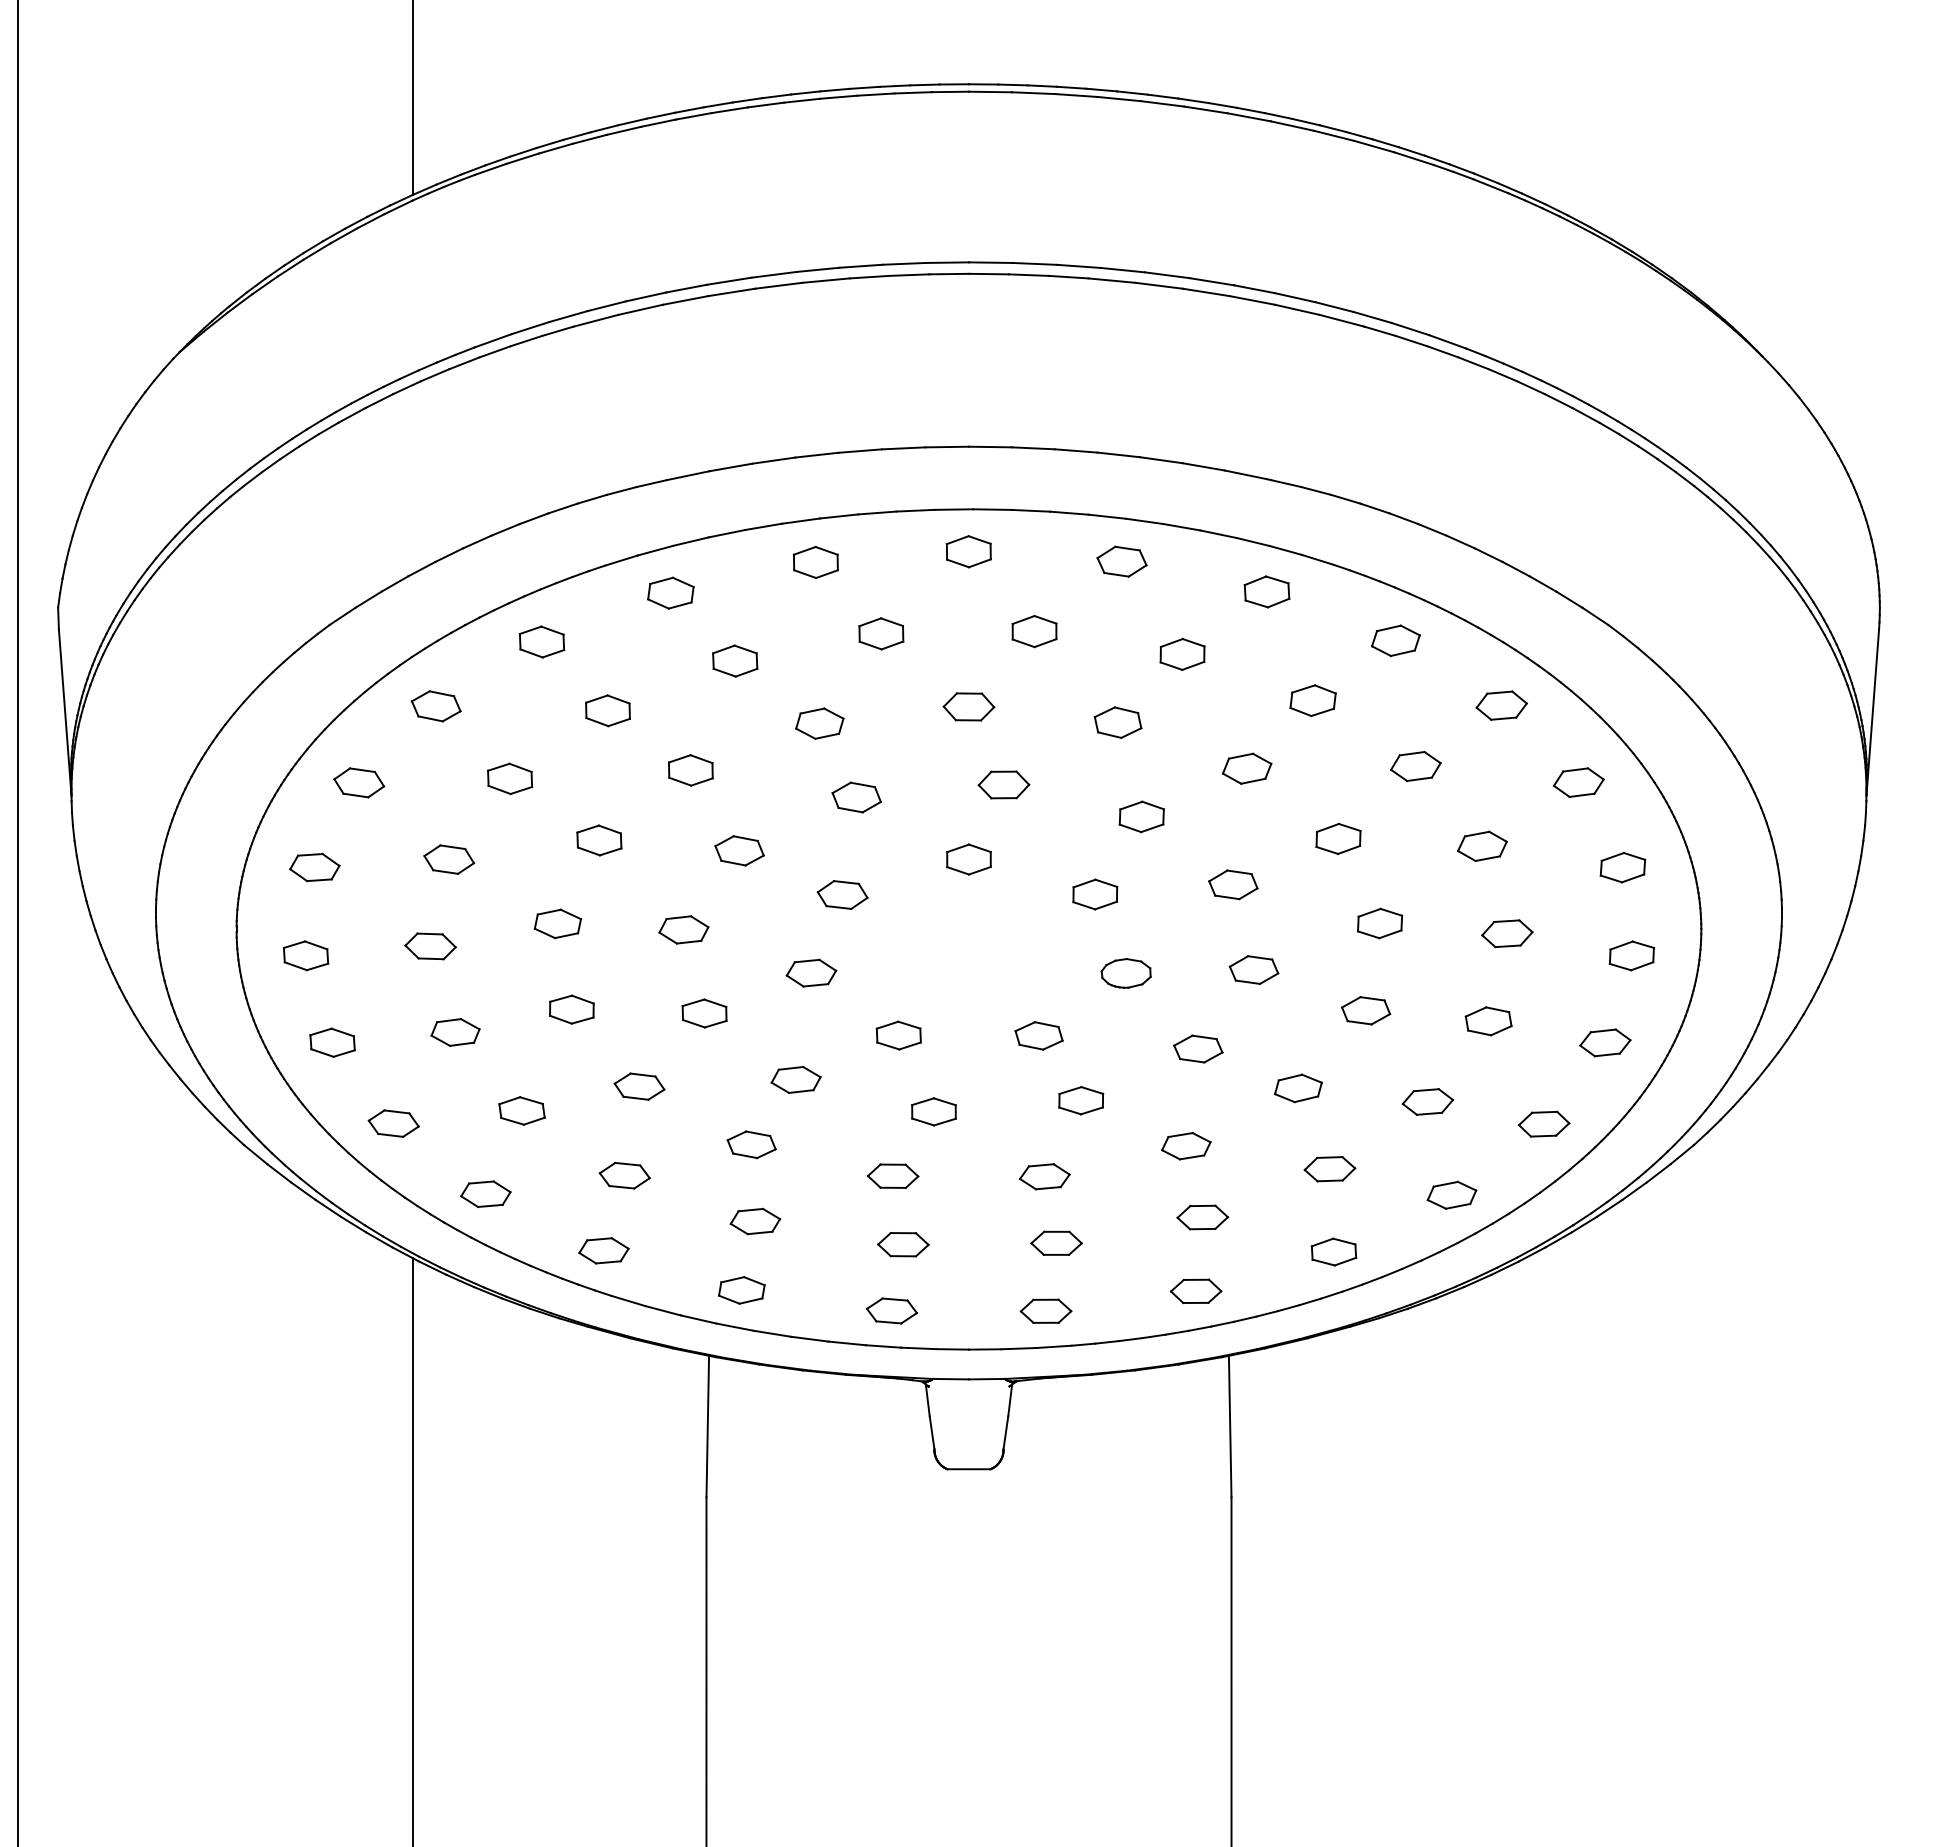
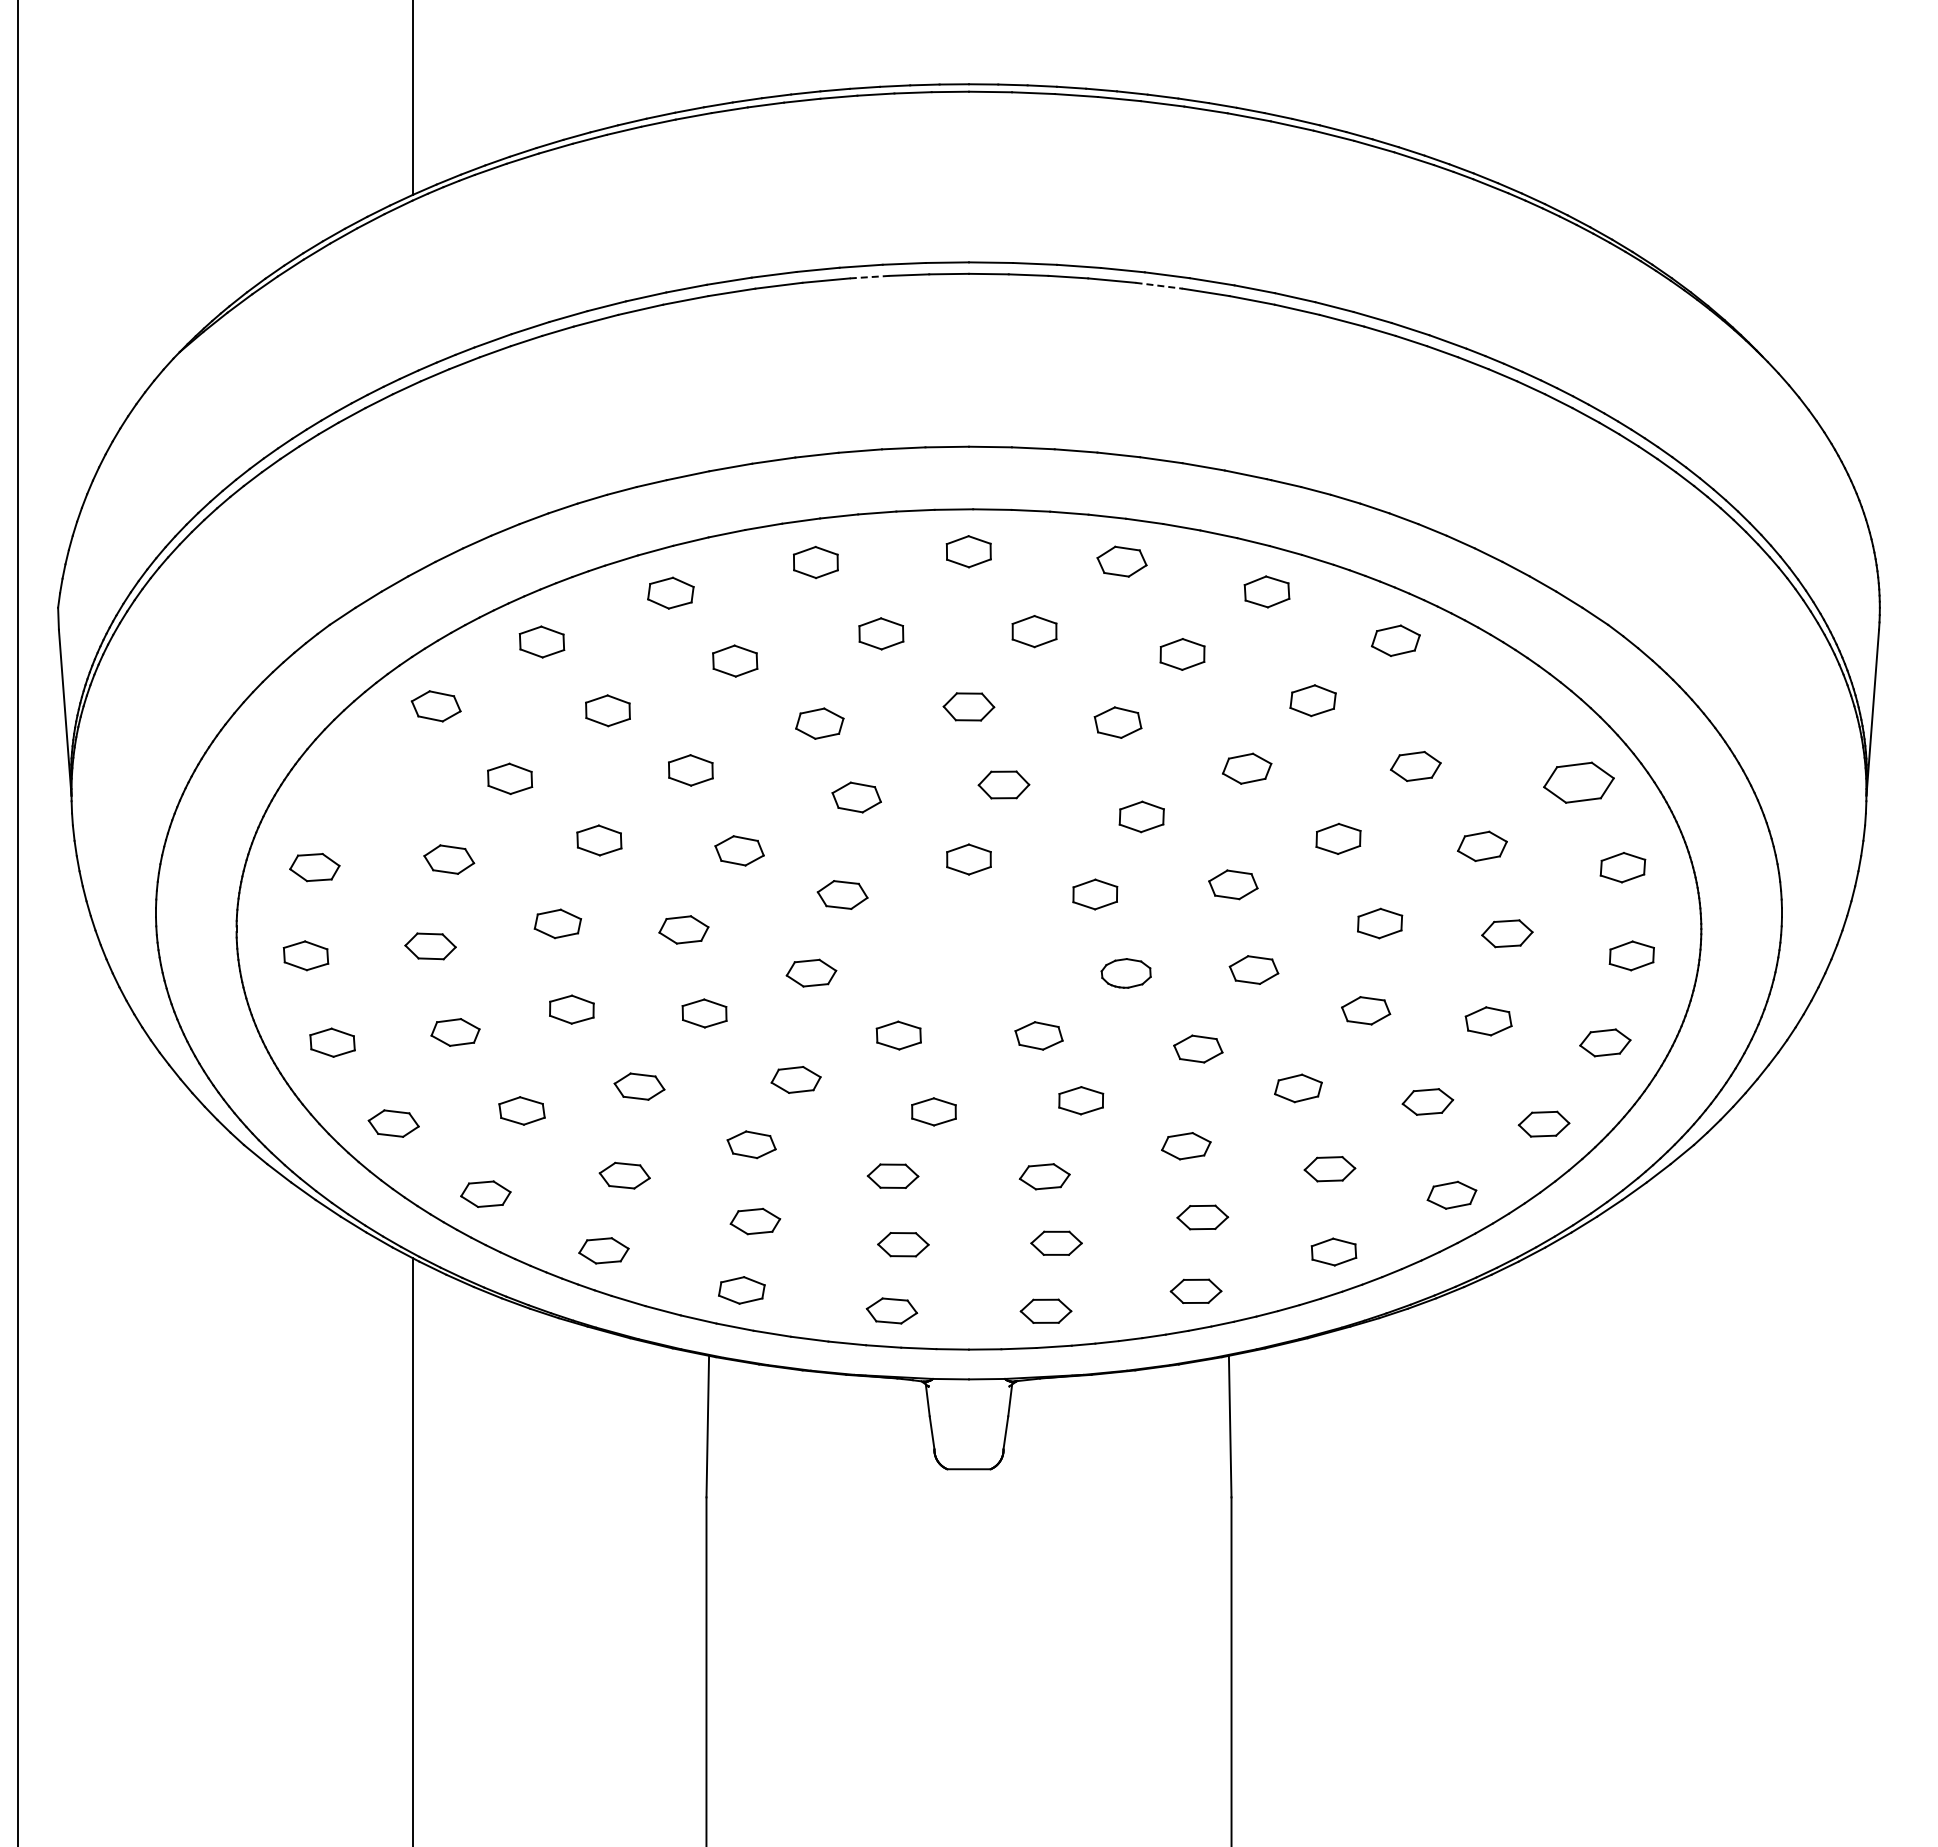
line: solid -> dashed (869, 277)
line: solid -> dashed (1159, 285)
part: present -> none (1501, 705)
part: present -> none (359, 782)
part size: 53x31 px -> 72x43 px (1578, 782)
